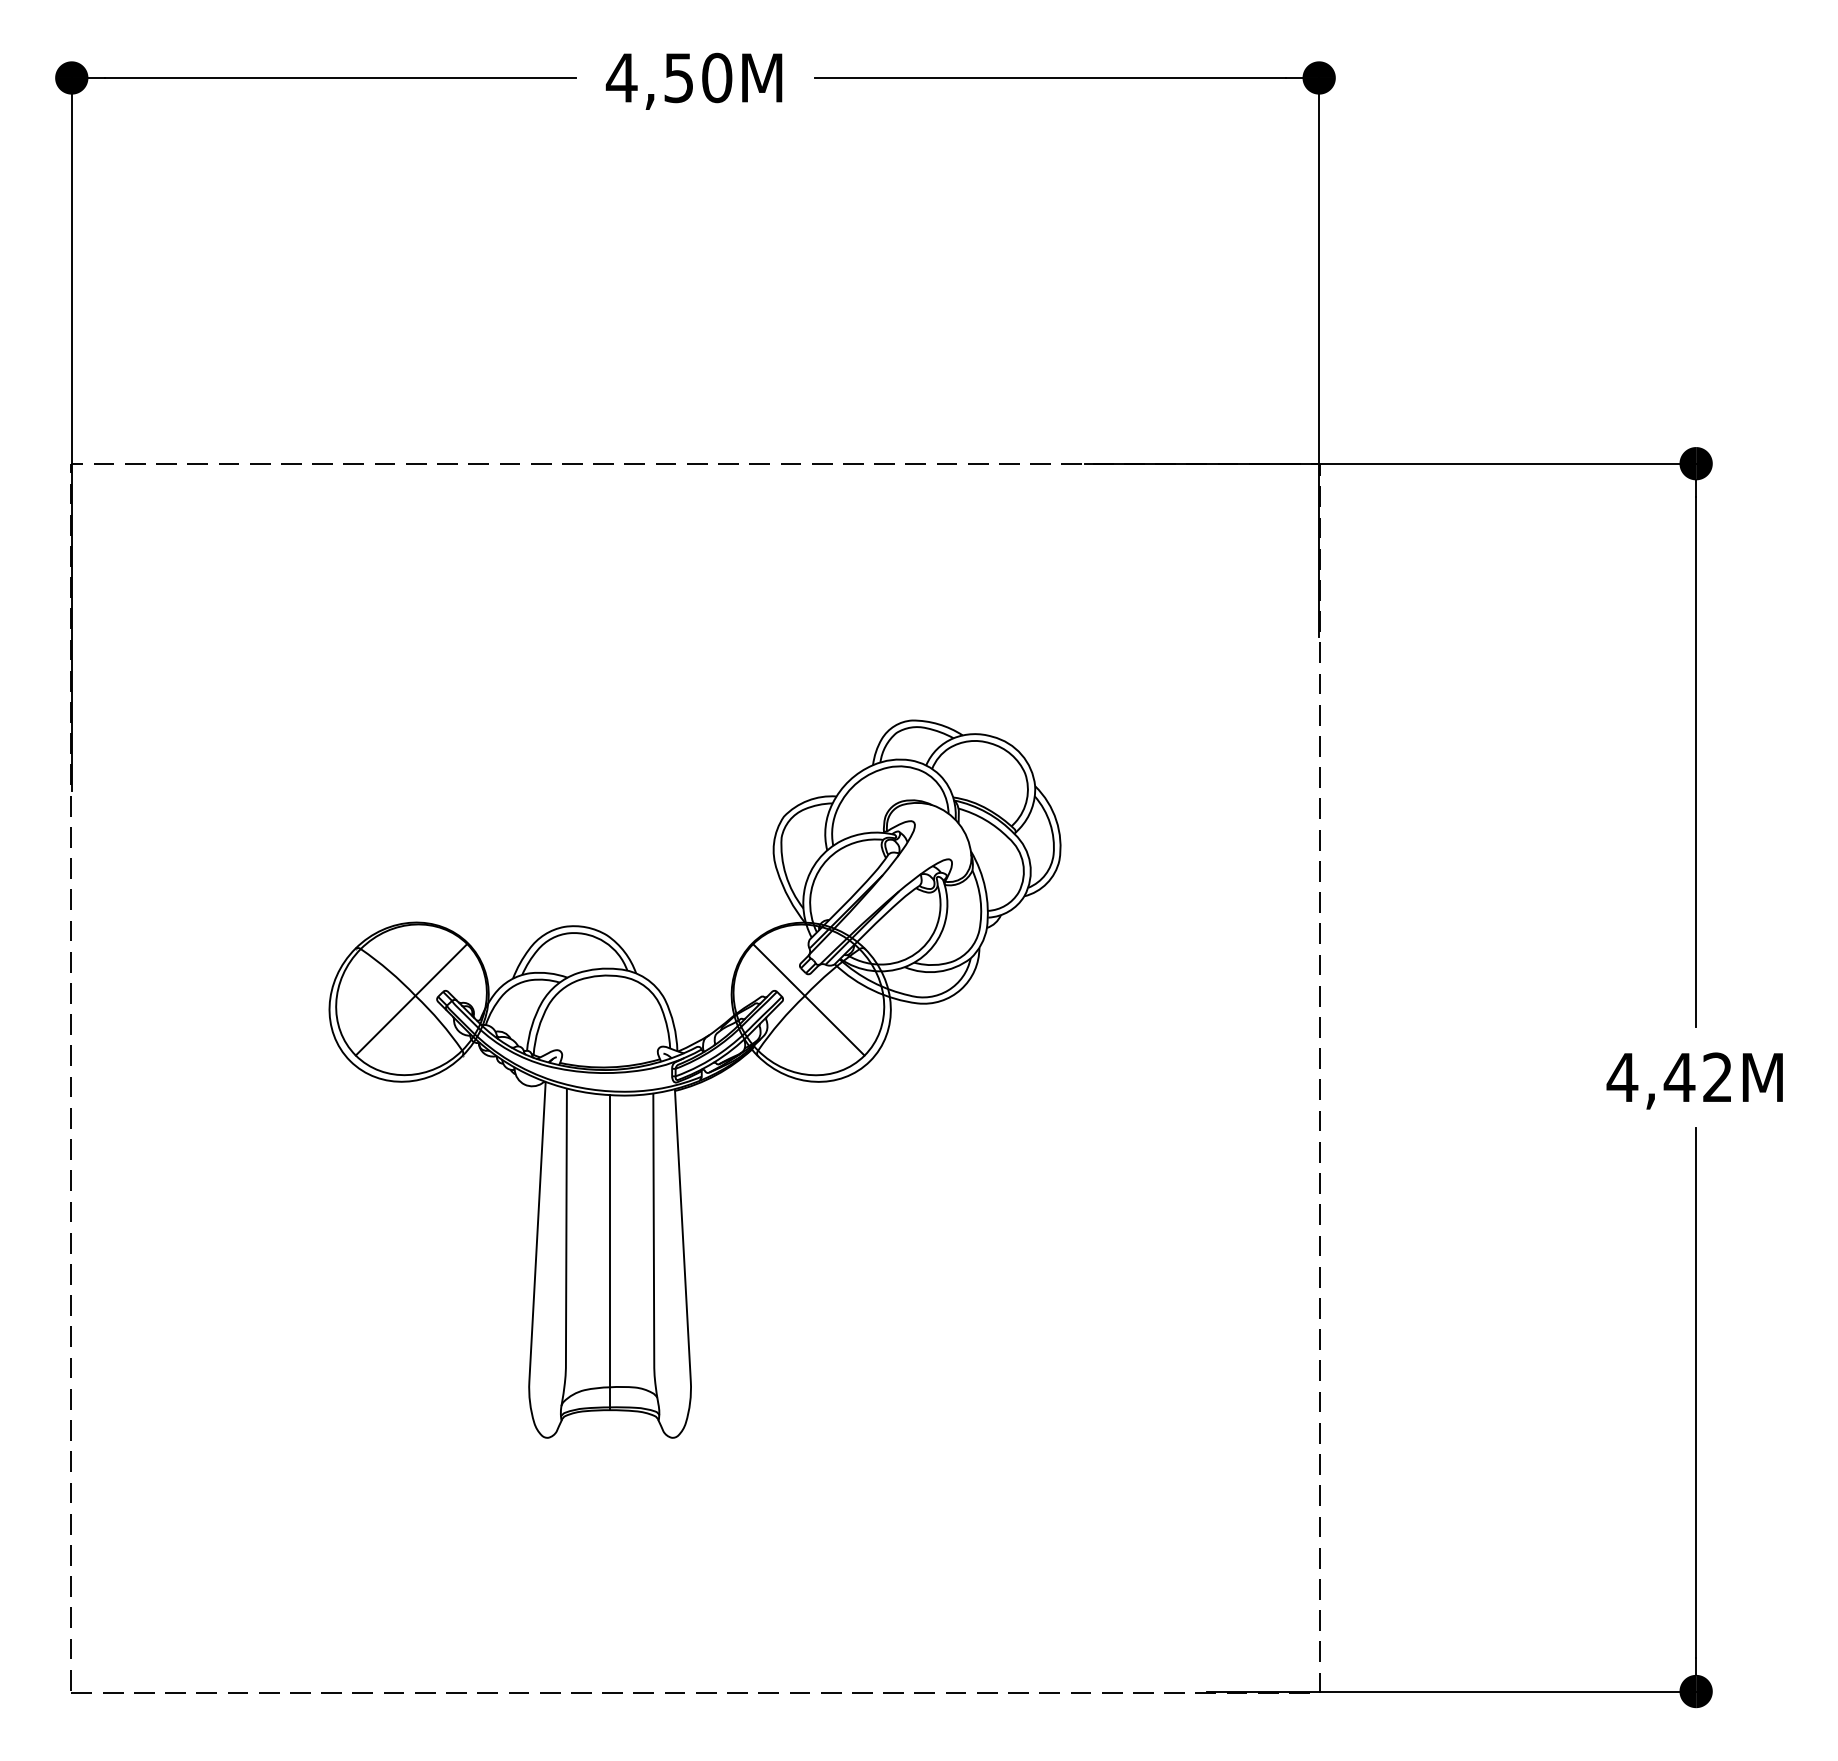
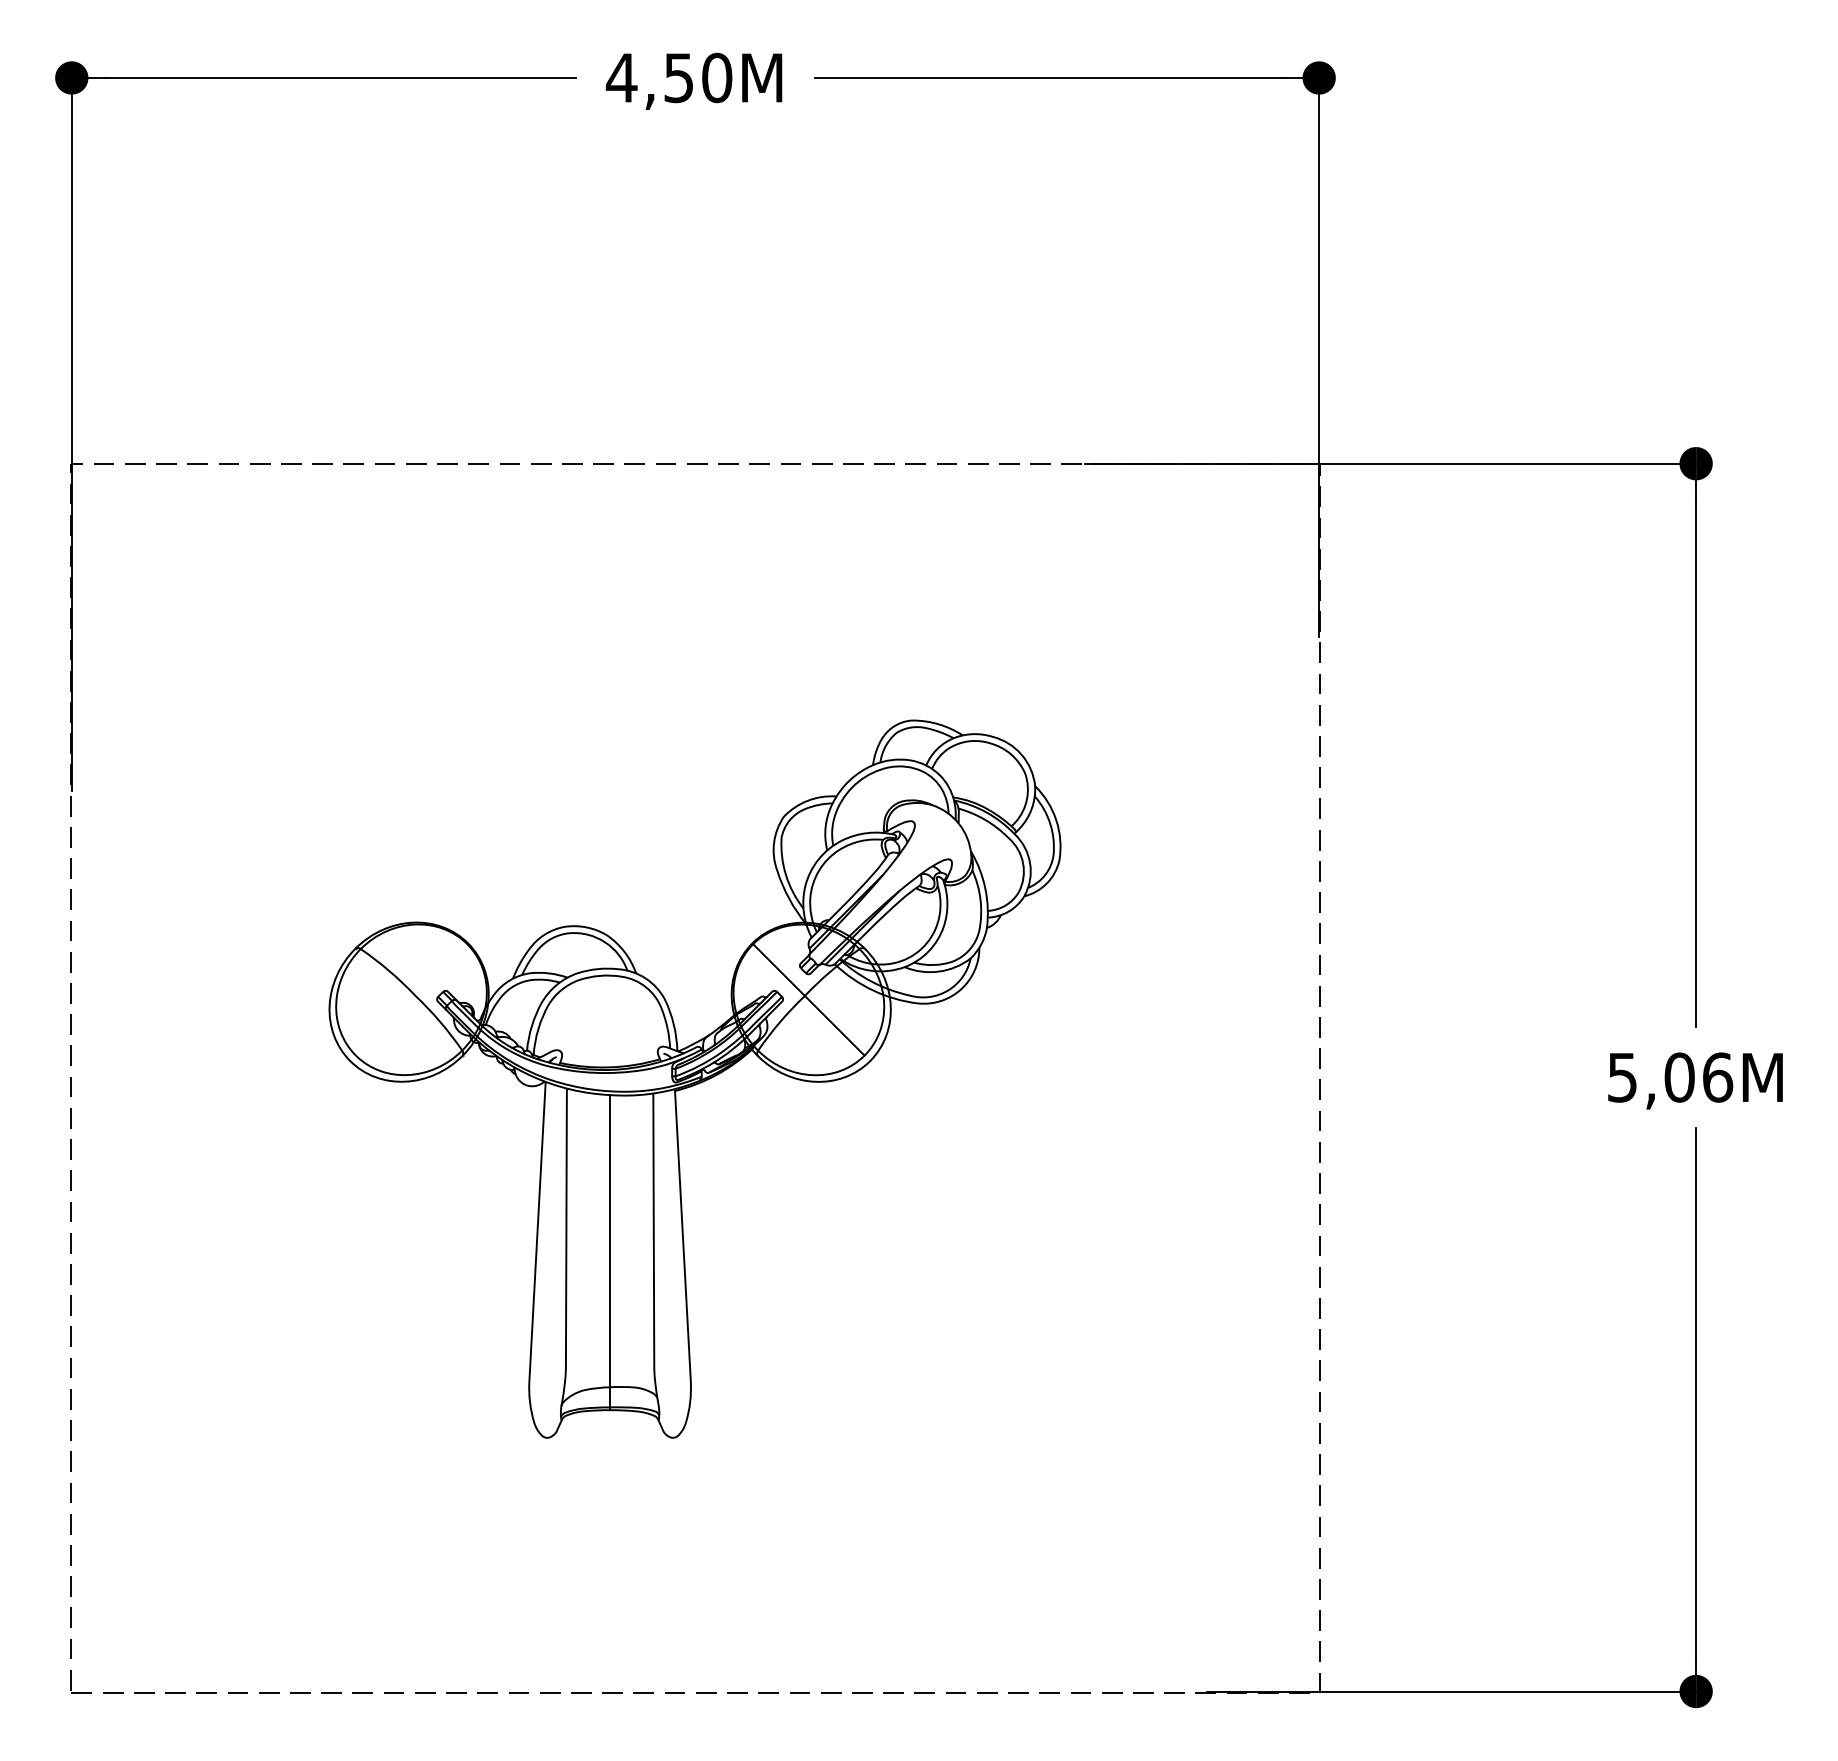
line: present -> none (411, 999)
text: 4,42M -> 5,06M (1669, 1077)
